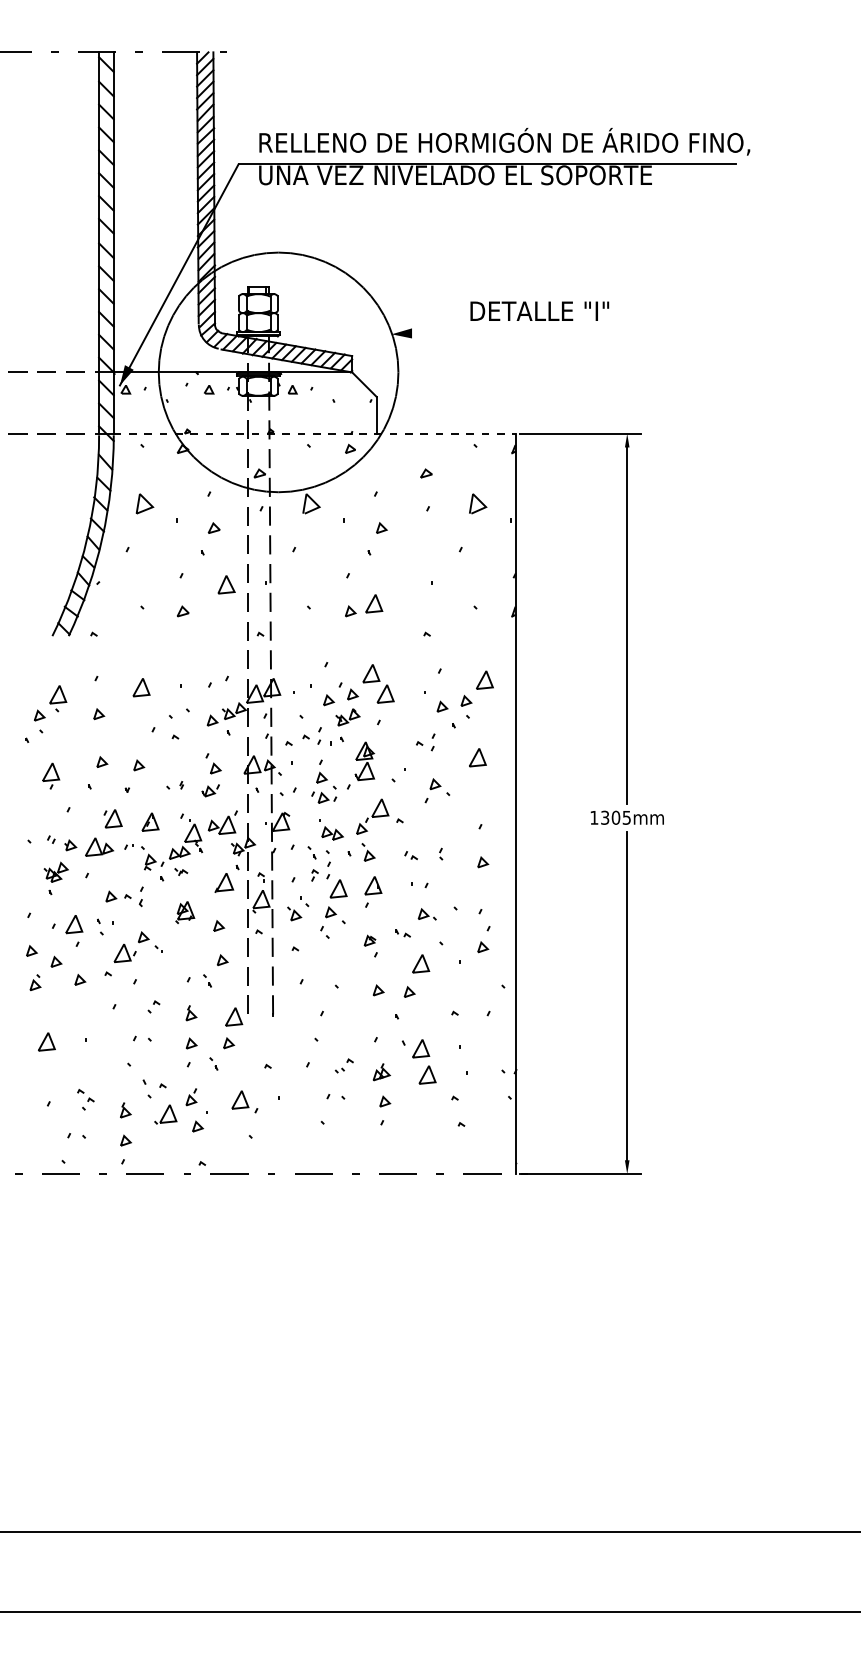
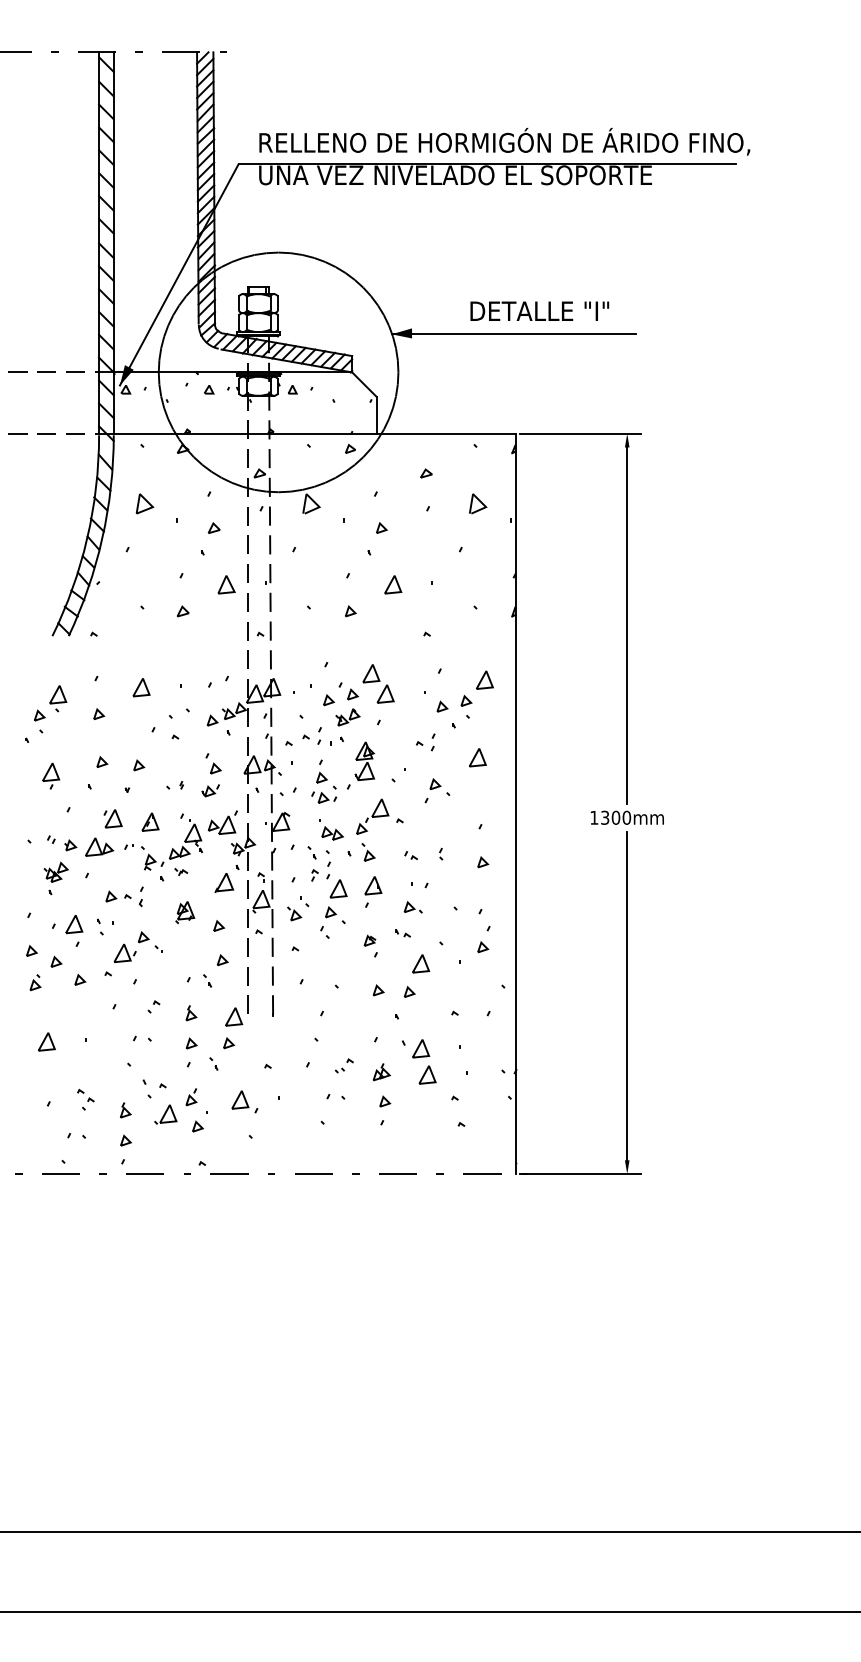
line: none -> present (513, 334)
line: dashed -> solid (314, 433)
part position: (374, 603) -> (393, 584) (393, 584)
text: 1305mm -> 1300mm (626, 817)
part position: (426, 914) -> (412, 907) (412, 907)
